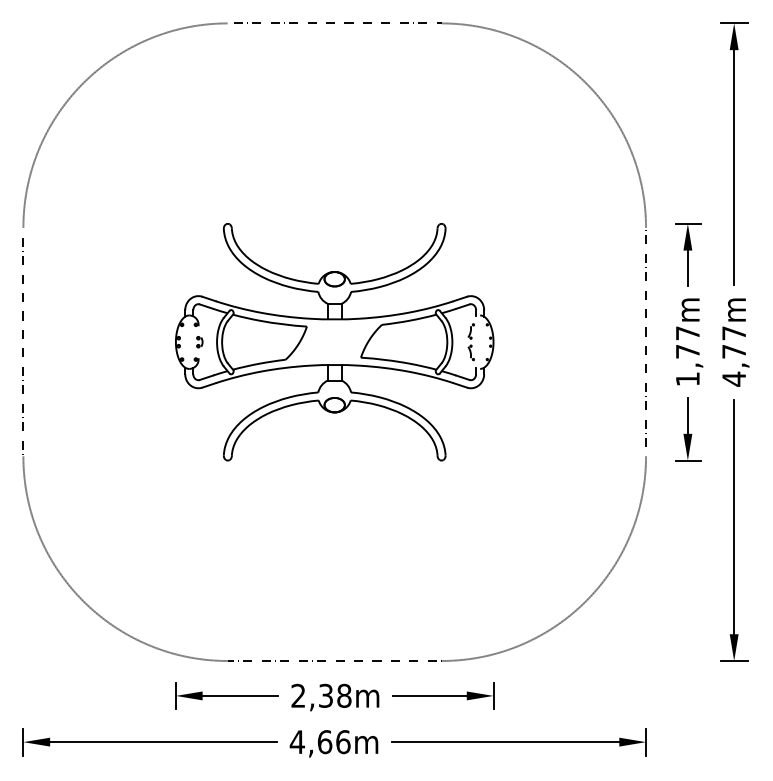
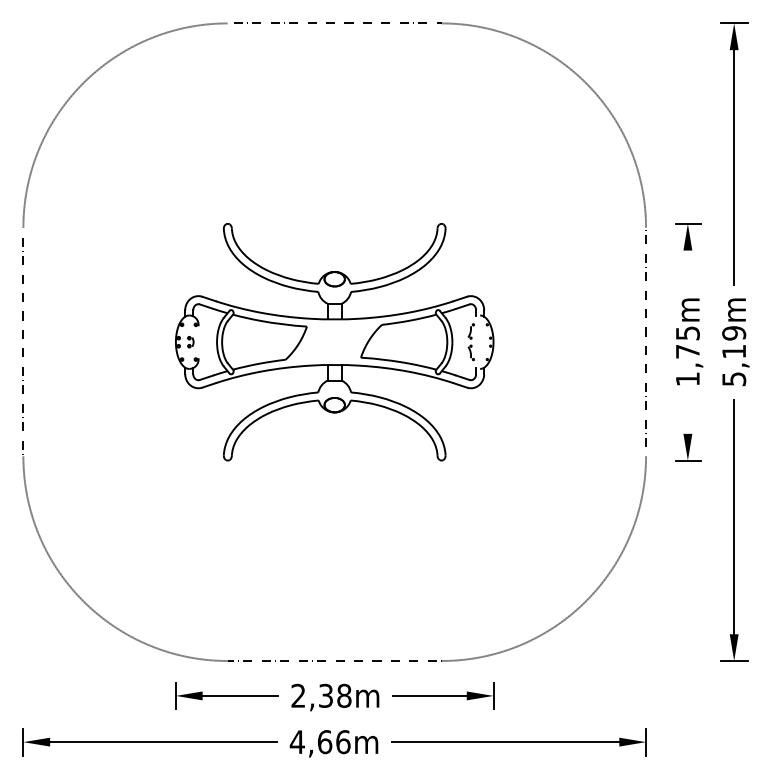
line: present -> none (687, 268)
text: 1,77m -> 1,75m (687, 333)
part position: (199, 342) -> (190, 342) (190, 342)
text: 4,77m -> 5,19m (734, 356)
line: present -> none (687, 415)
